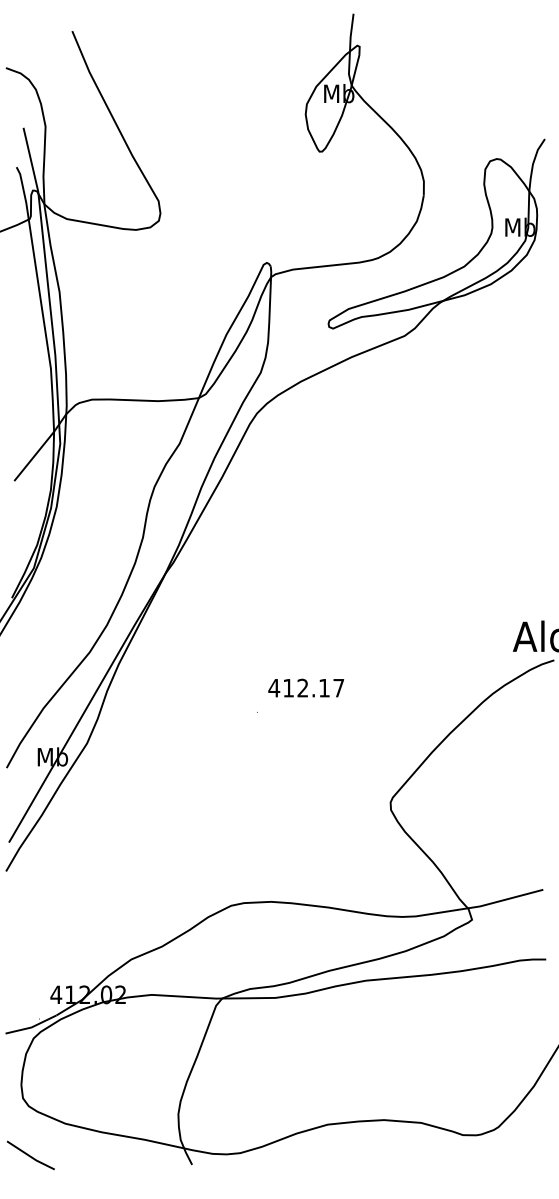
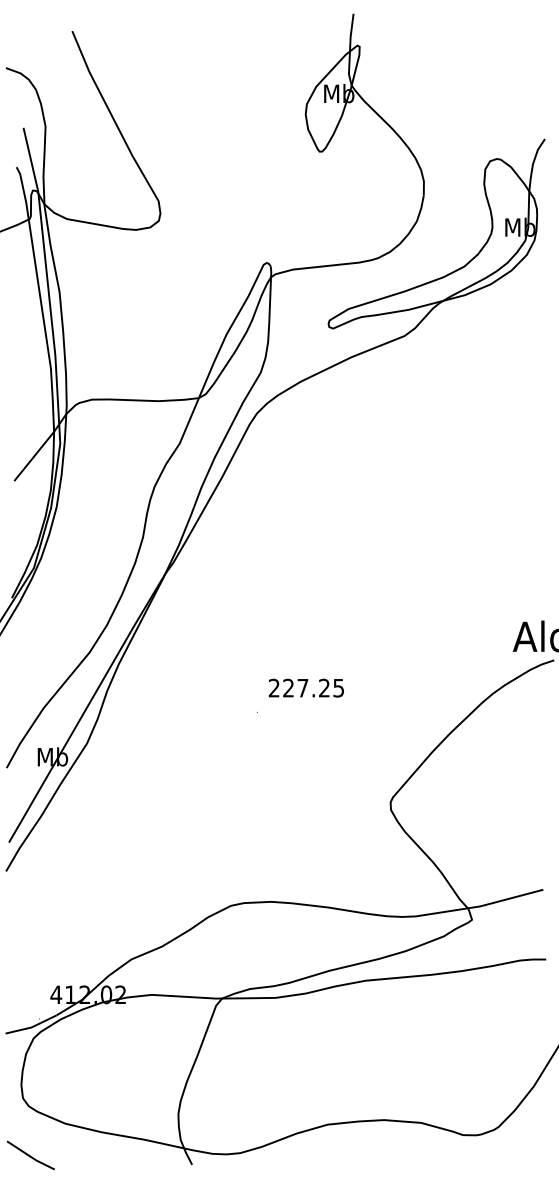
text: 412.17 -> 227.25 (306, 687)
